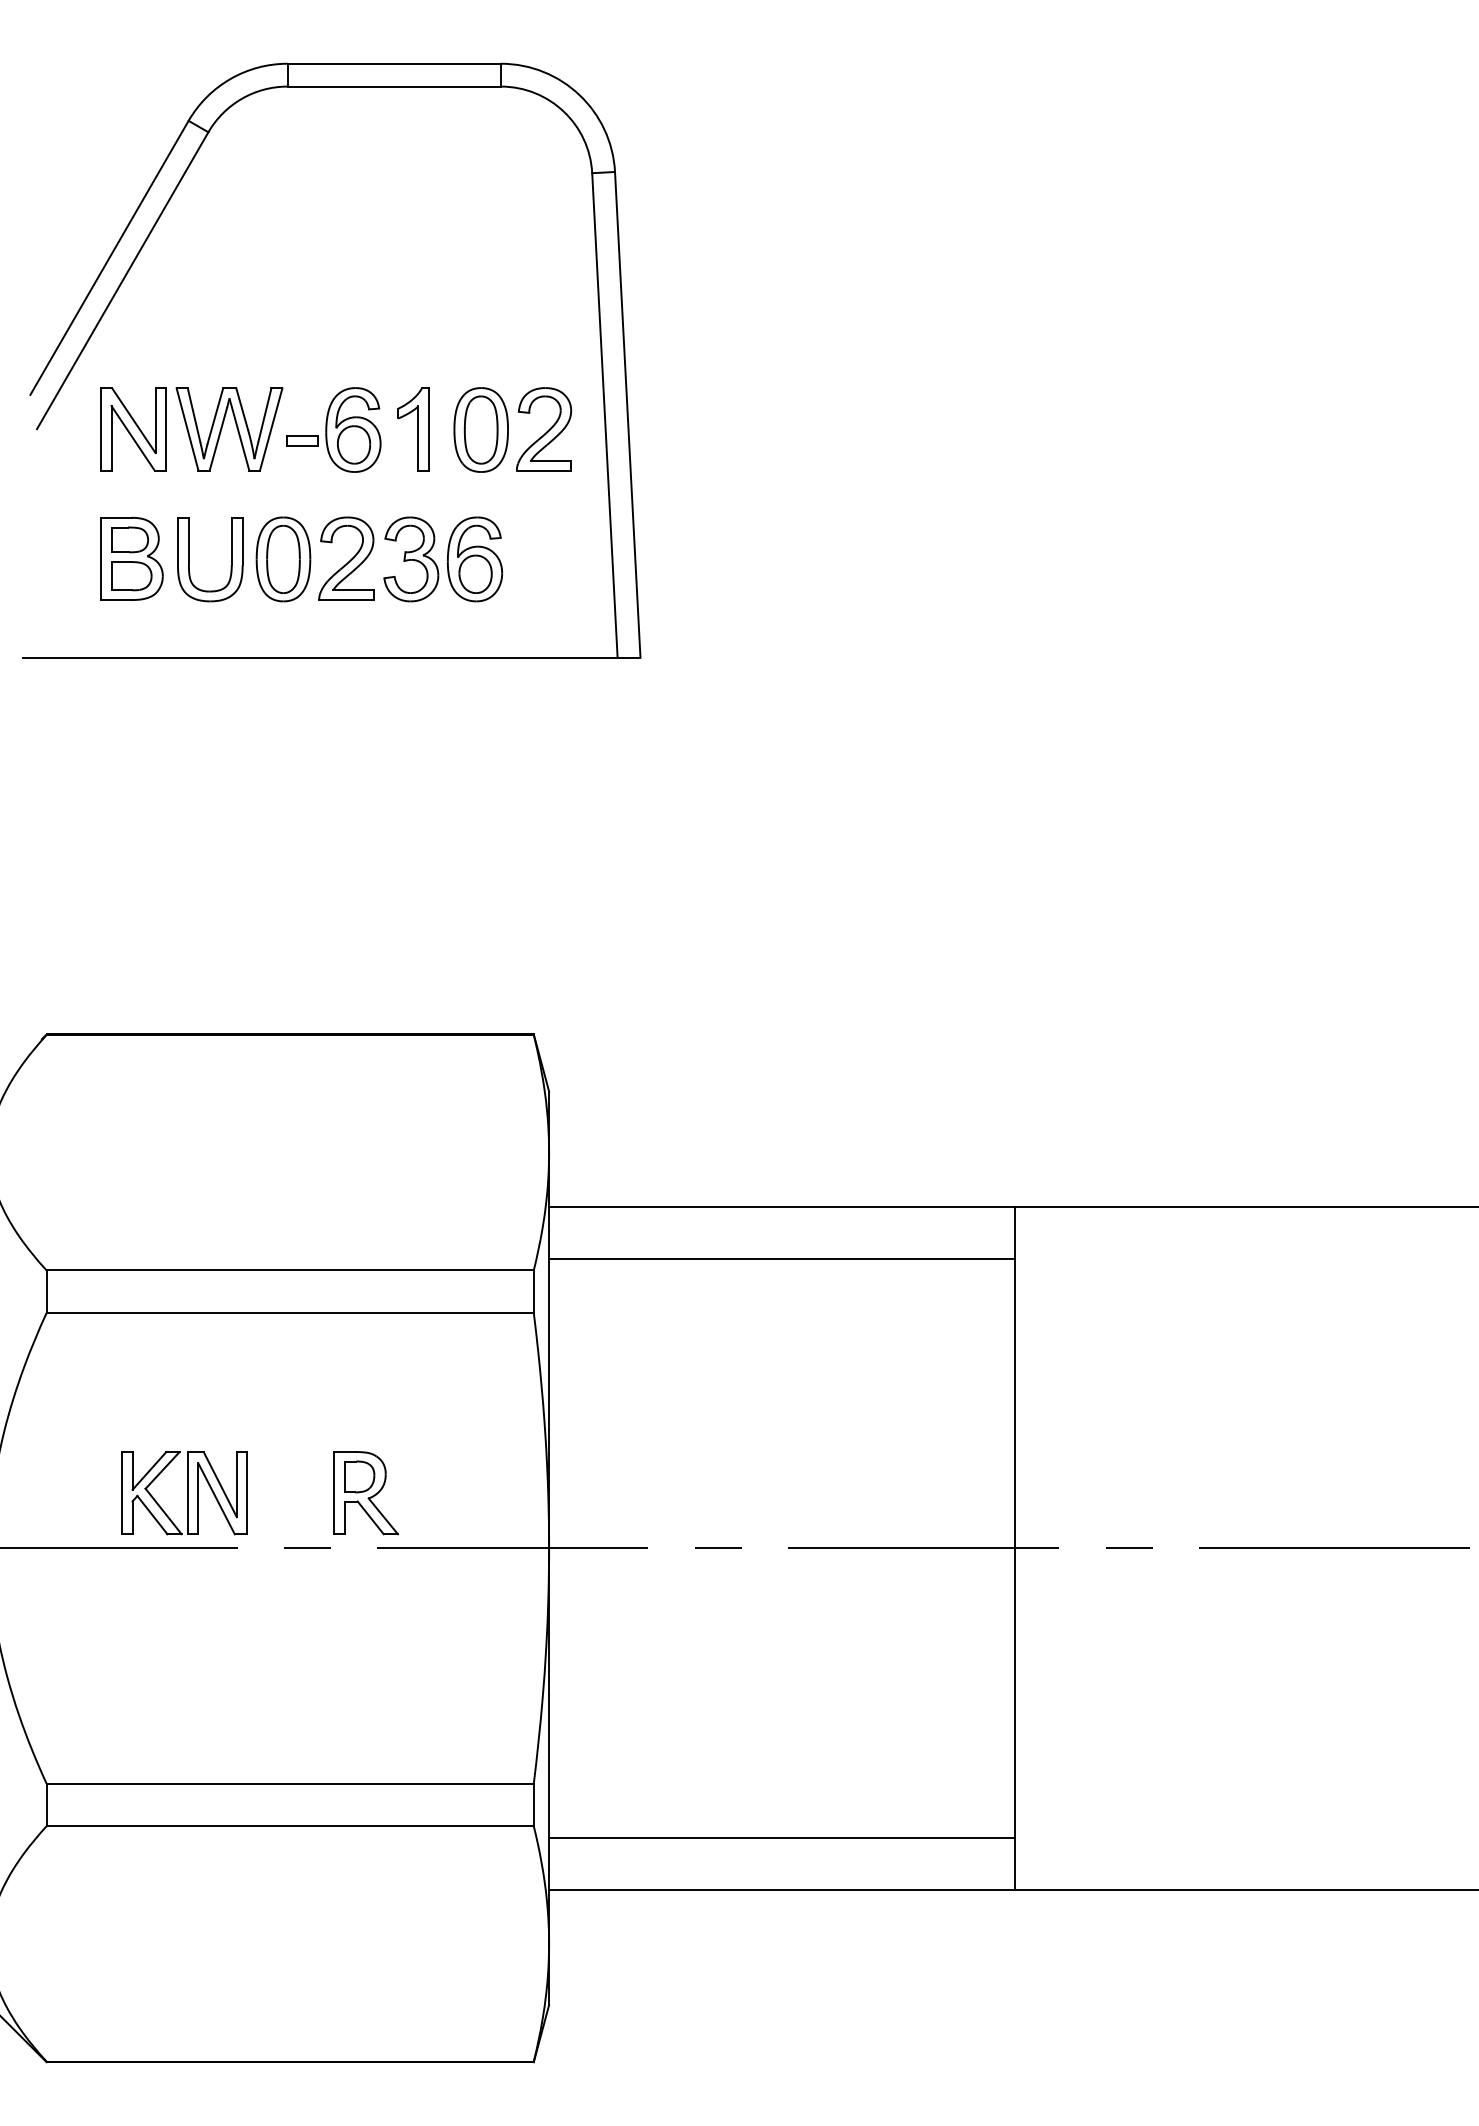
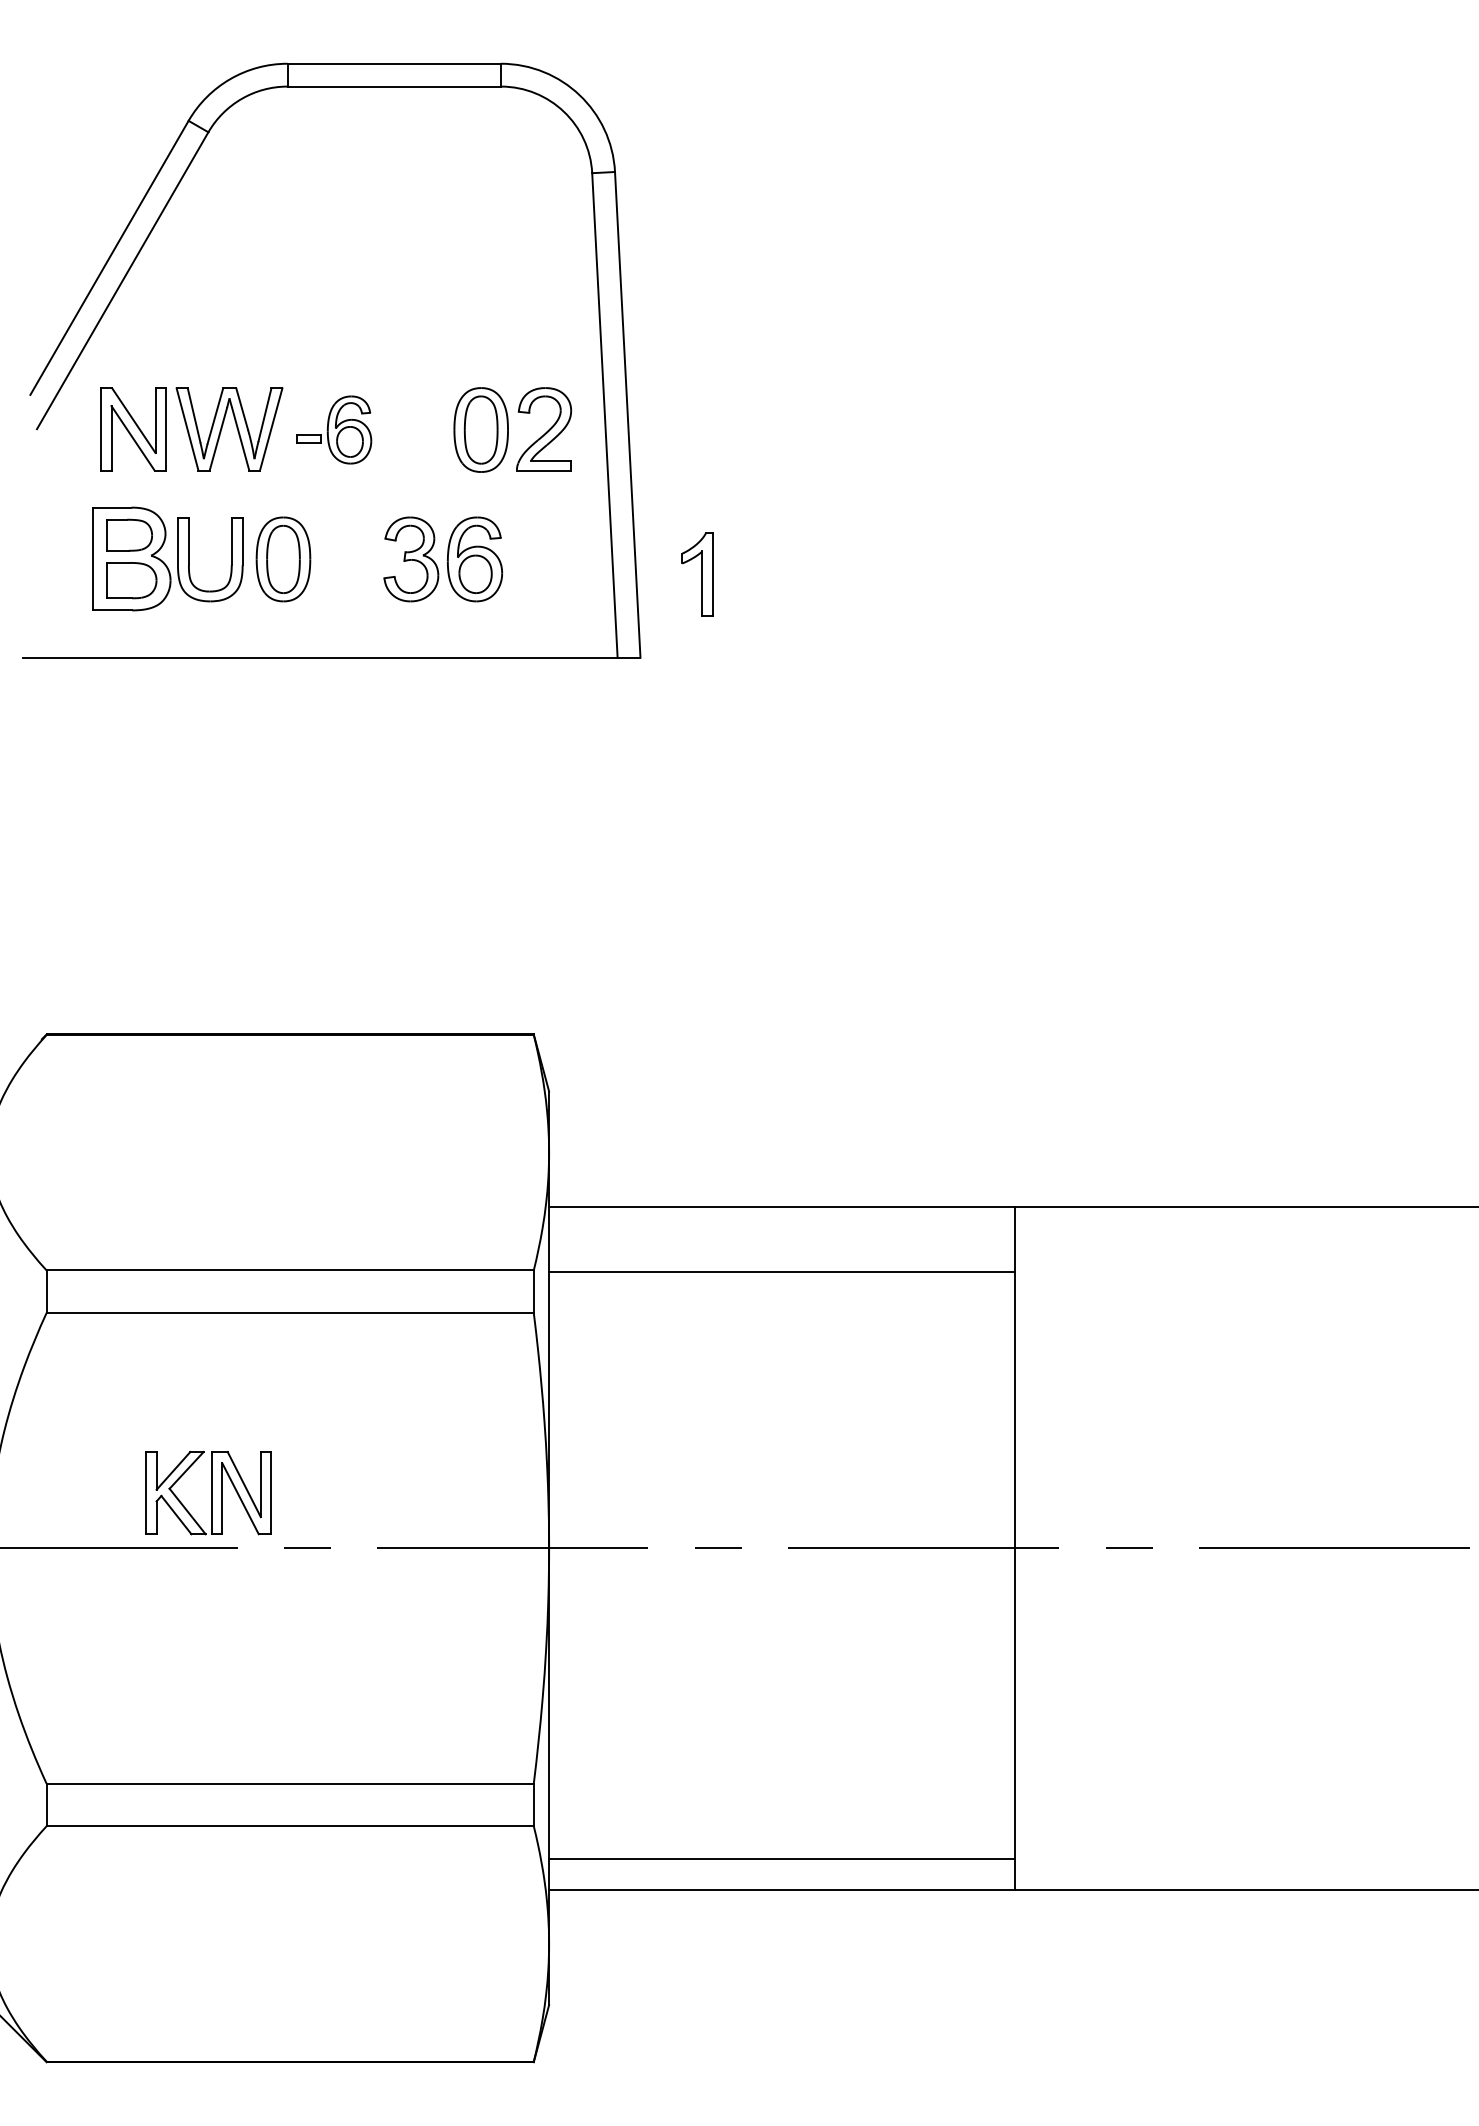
part size: 96x86 px -> 77x70 px (334, 429)
part position: (413, 429) -> (697, 574) (697, 574)
part size: 64x85 px -> 80x106 px (131, 558)
part: present -> none (346, 558)
line position: (782, 1258) -> (782, 1271) (782, 1271)
part position: (184, 1493) -> (208, 1493) (208, 1493)
part: present -> none (365, 1493)
line position: (782, 1837) -> (782, 1858) (782, 1858)
